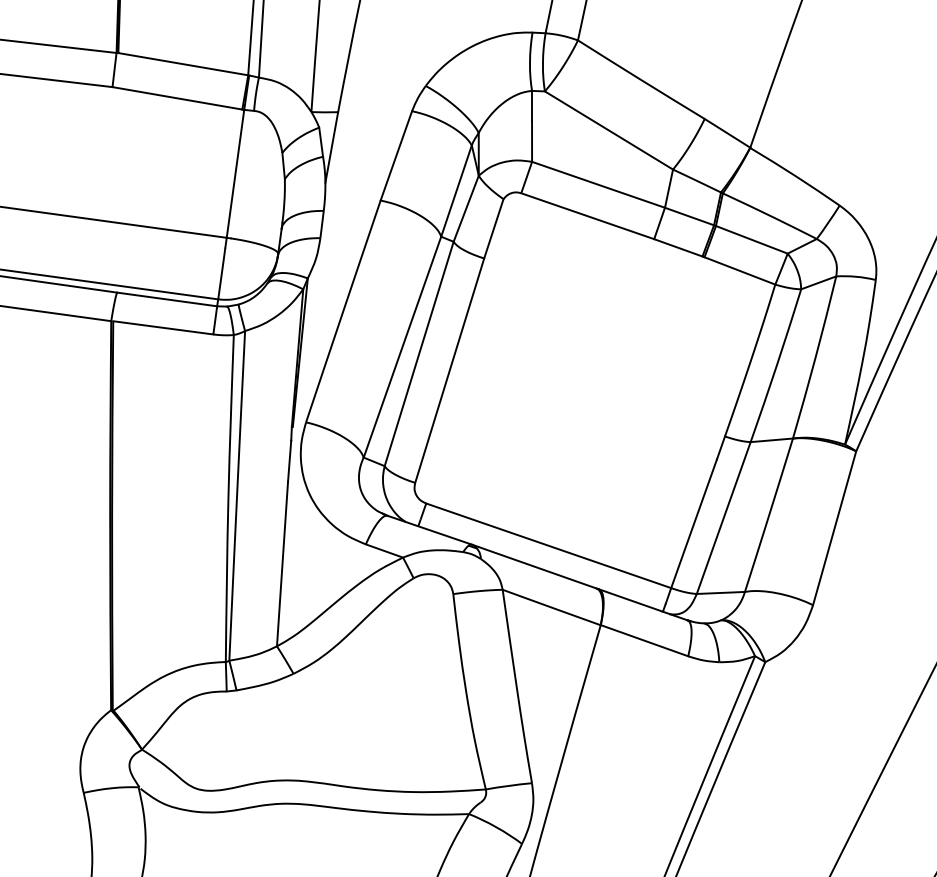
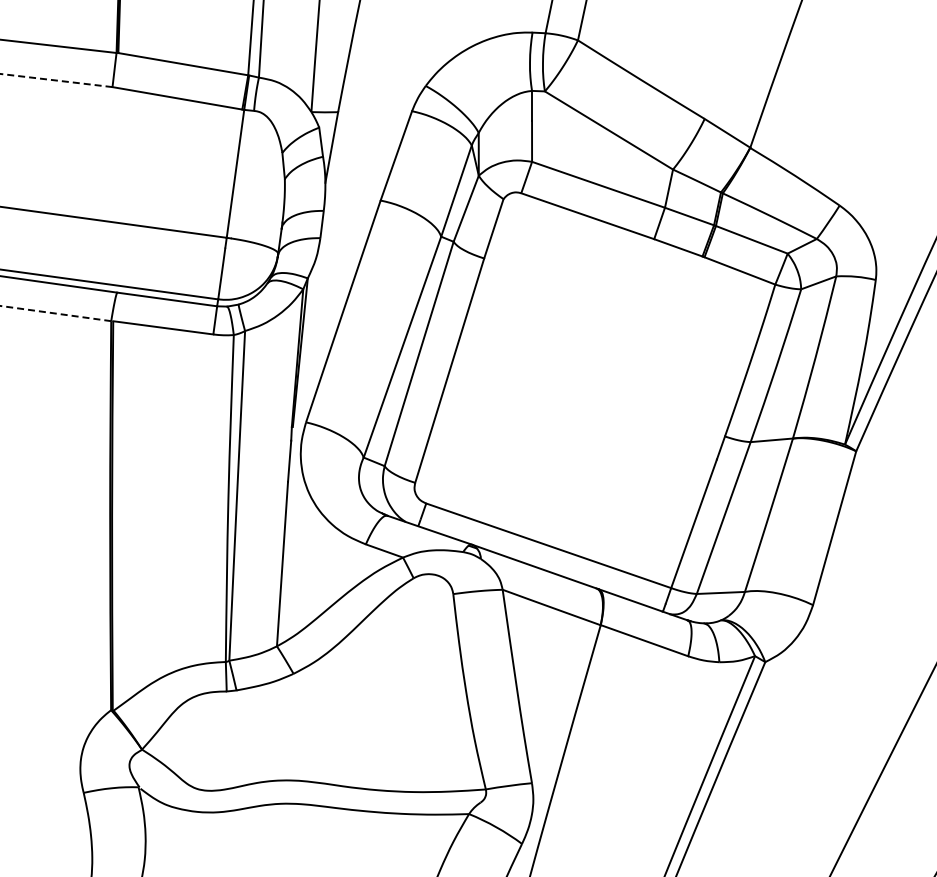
line: solid -> dashed (56, 80)
line: solid -> dashed (55, 313)
